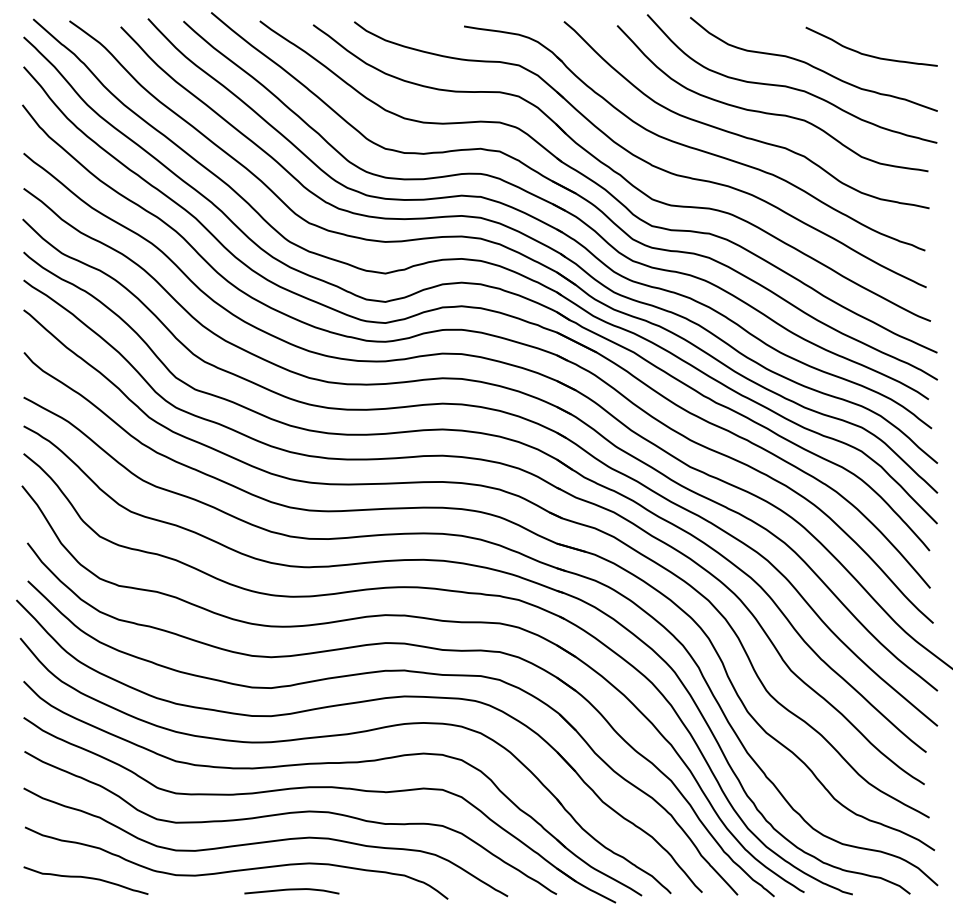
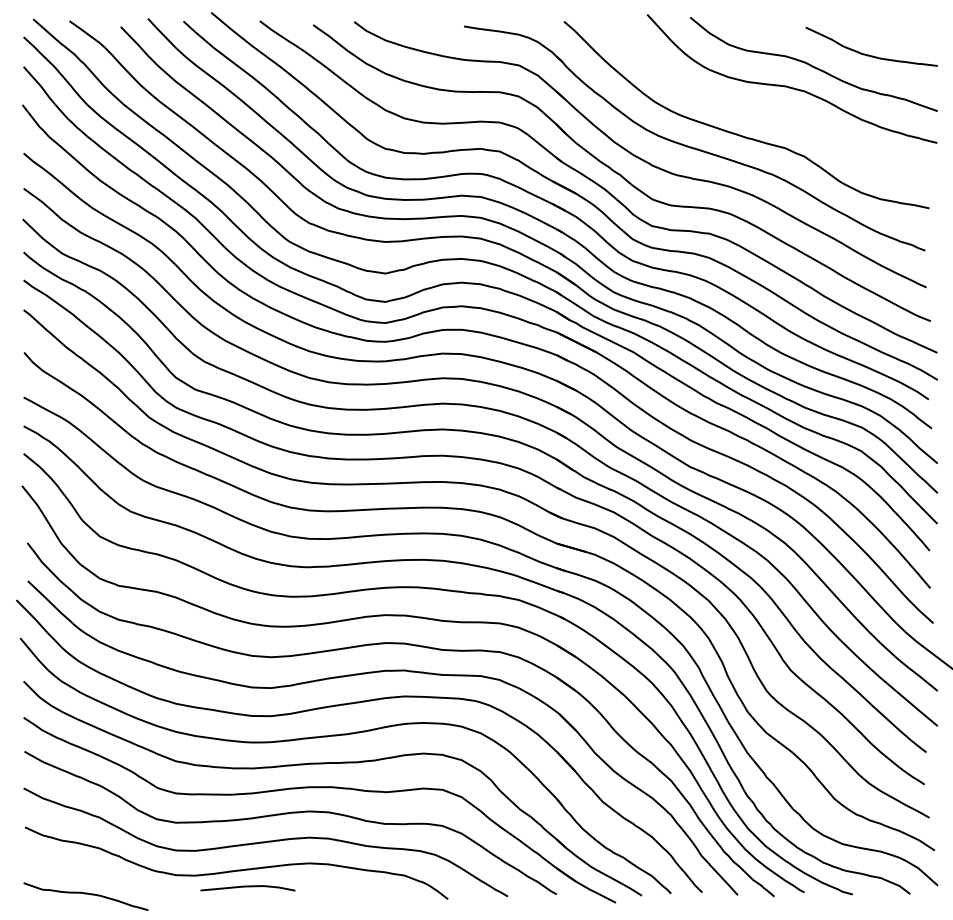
curve: present -> none (769, 112)
curve position: (85, 878) -> (85, 894) (85, 894)
curve position: (291, 890) -> (247, 887) (247, 887)
